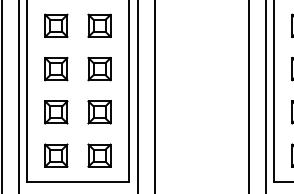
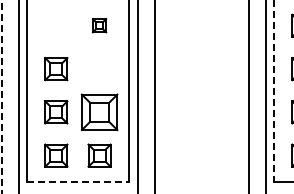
part: present -> none (56, 25)
part size: 25x25 px -> 17x16 px (99, 25)
part: present -> none (99, 69)
line: solid -> dashed (273, 91)
line: solid -> dashed (1, 97)
part size: 25x25 px -> 39x39 px (99, 112)
line: solid -> dashed (78, 182)
